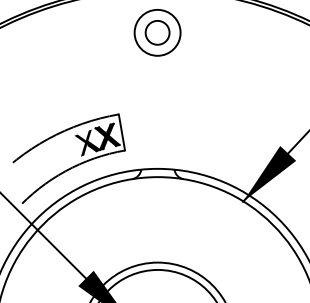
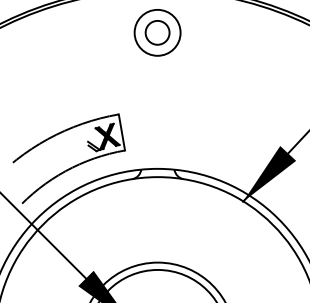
fill: present -> none (86, 142)
